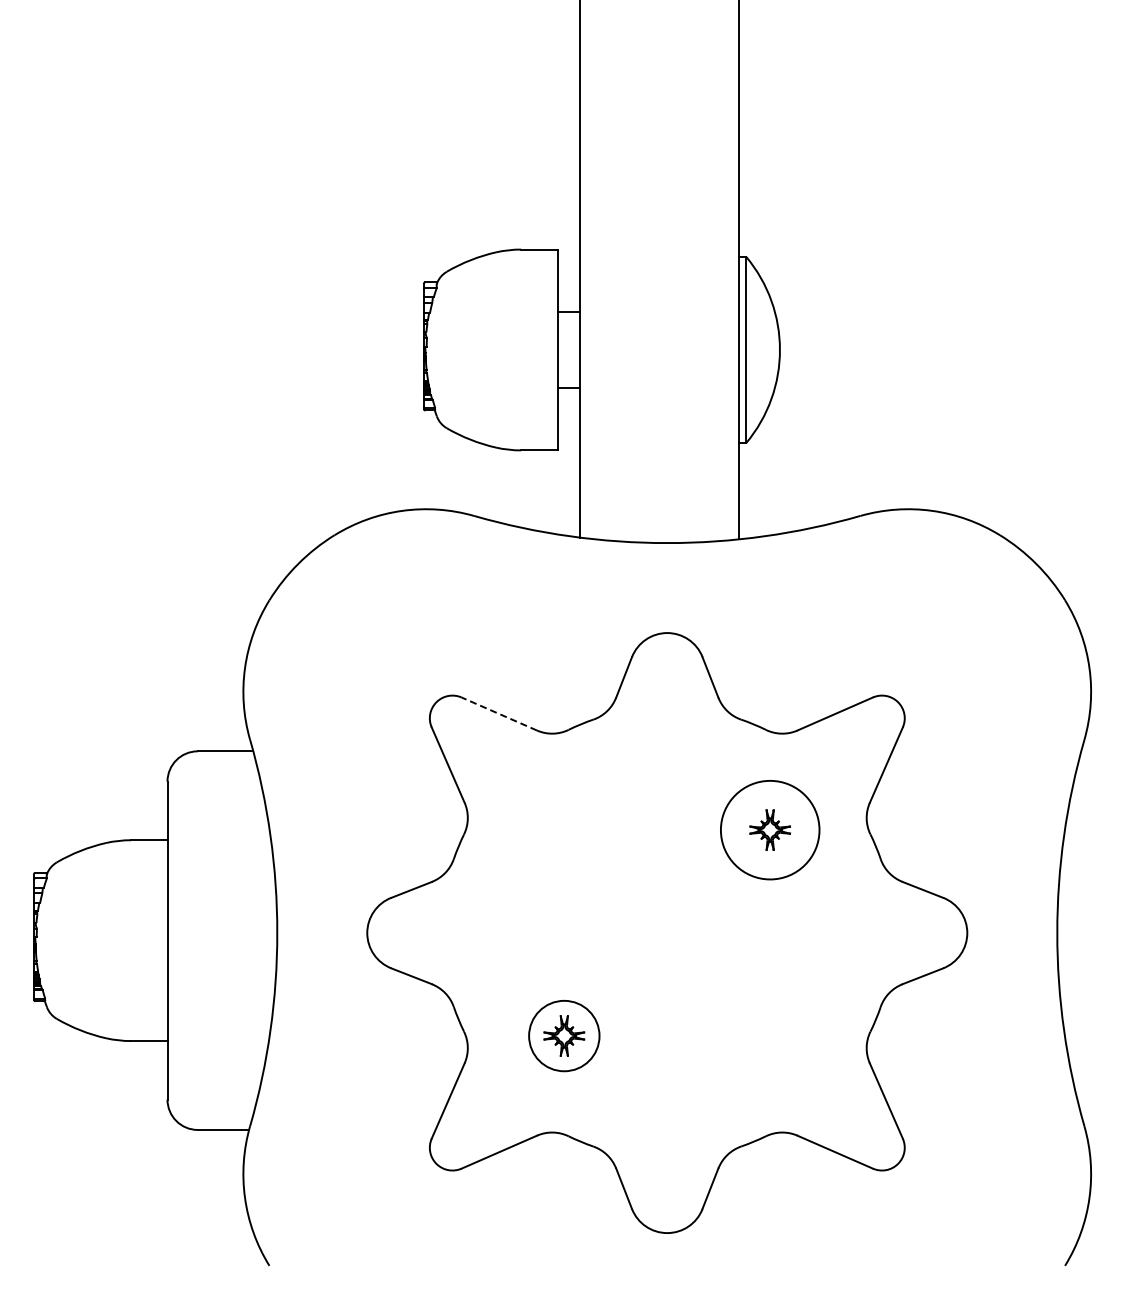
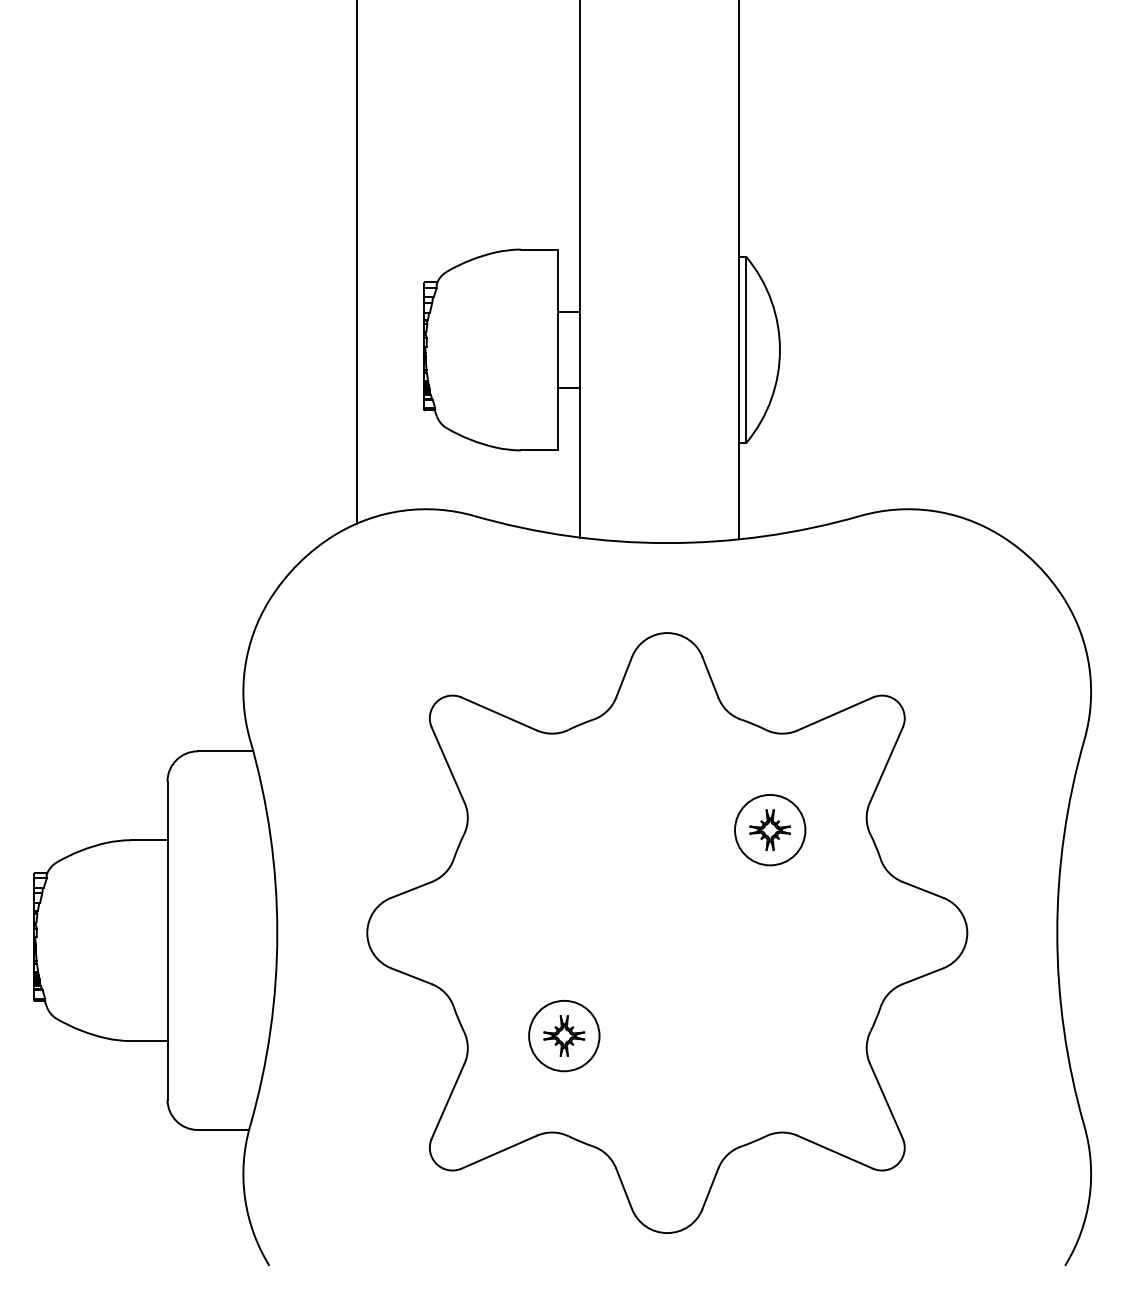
line: none -> present (356, 262)
line: dashed -> solid (498, 713)
circle diameter: 99 px -> 70 px (770, 829)
